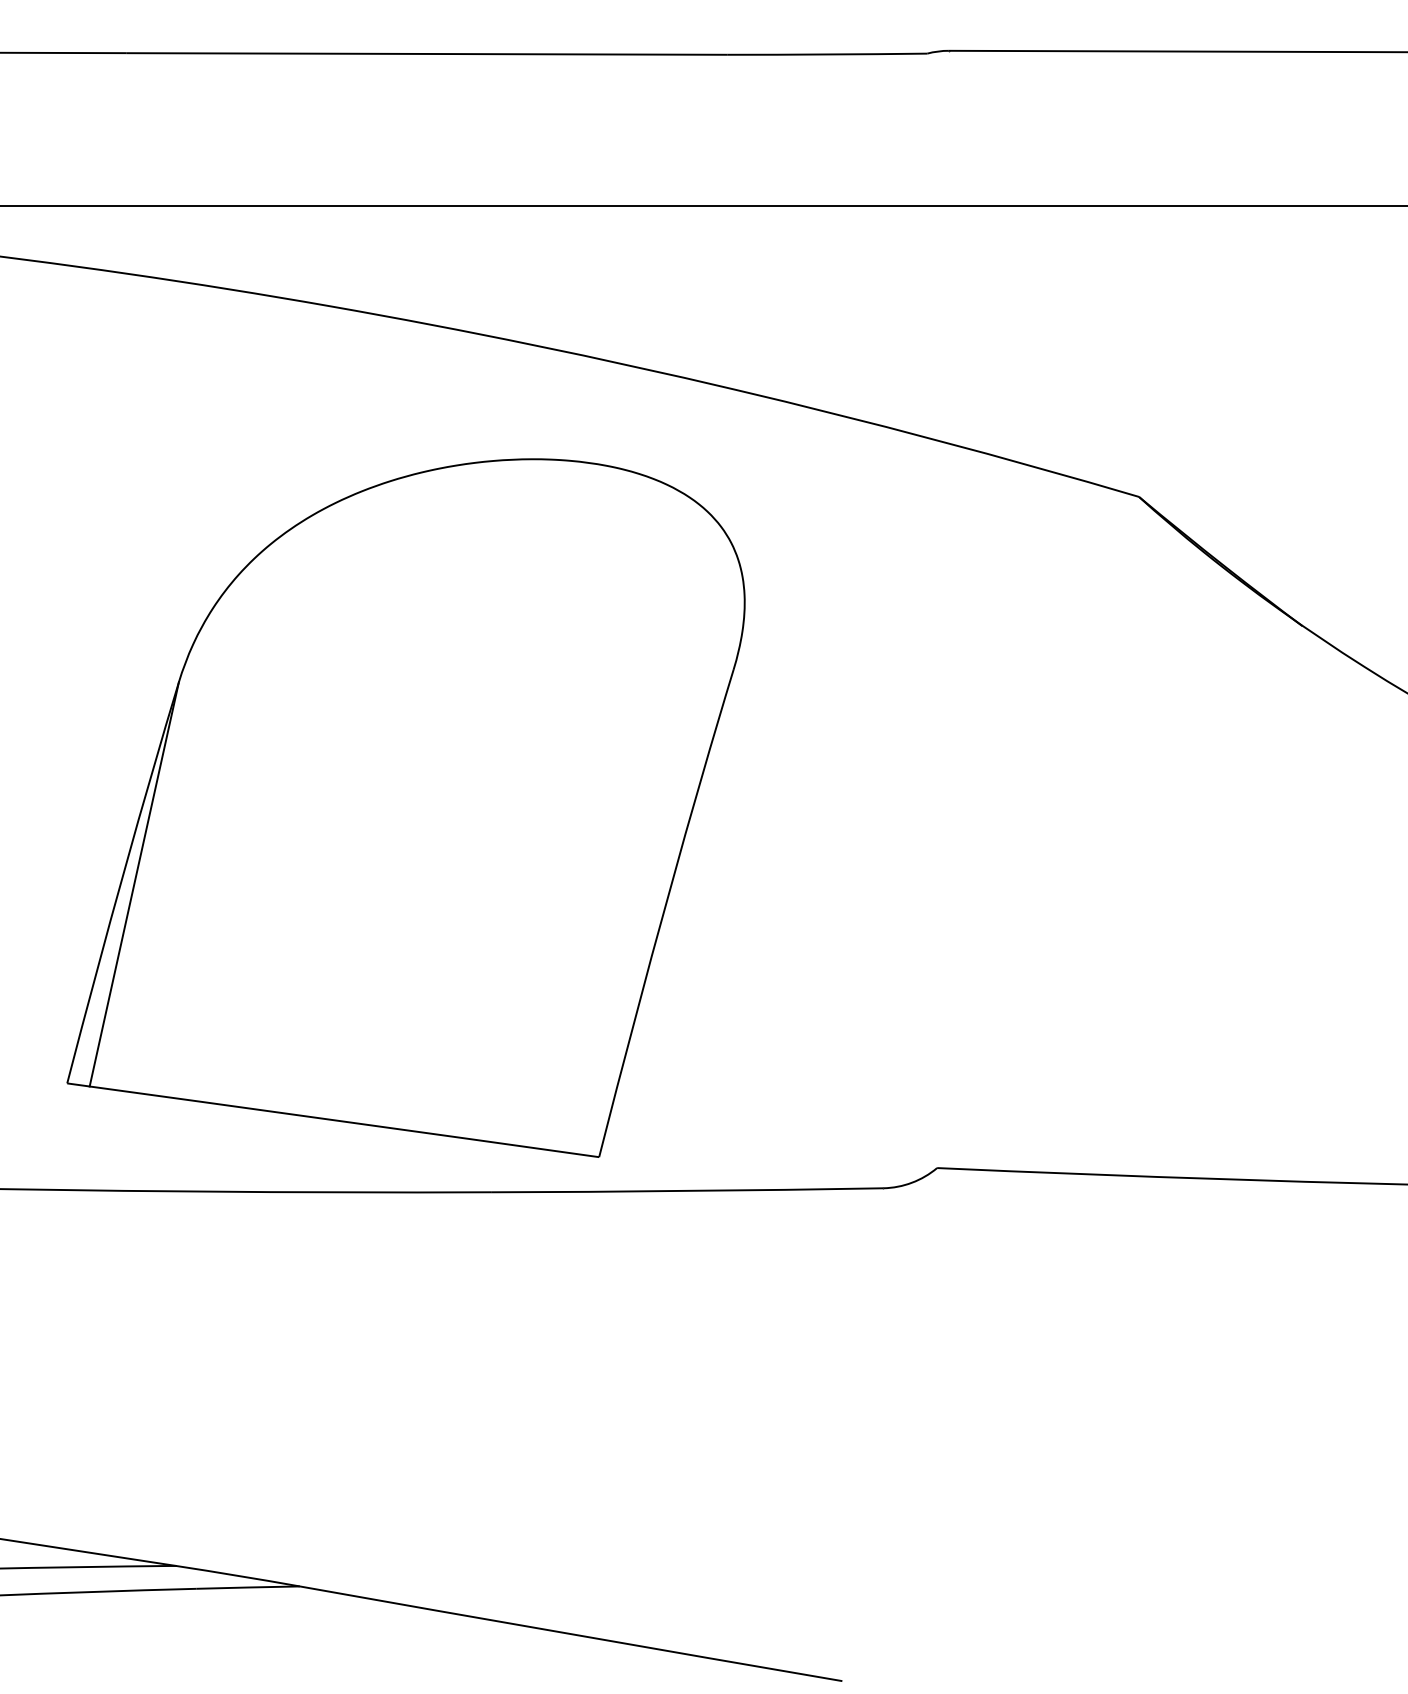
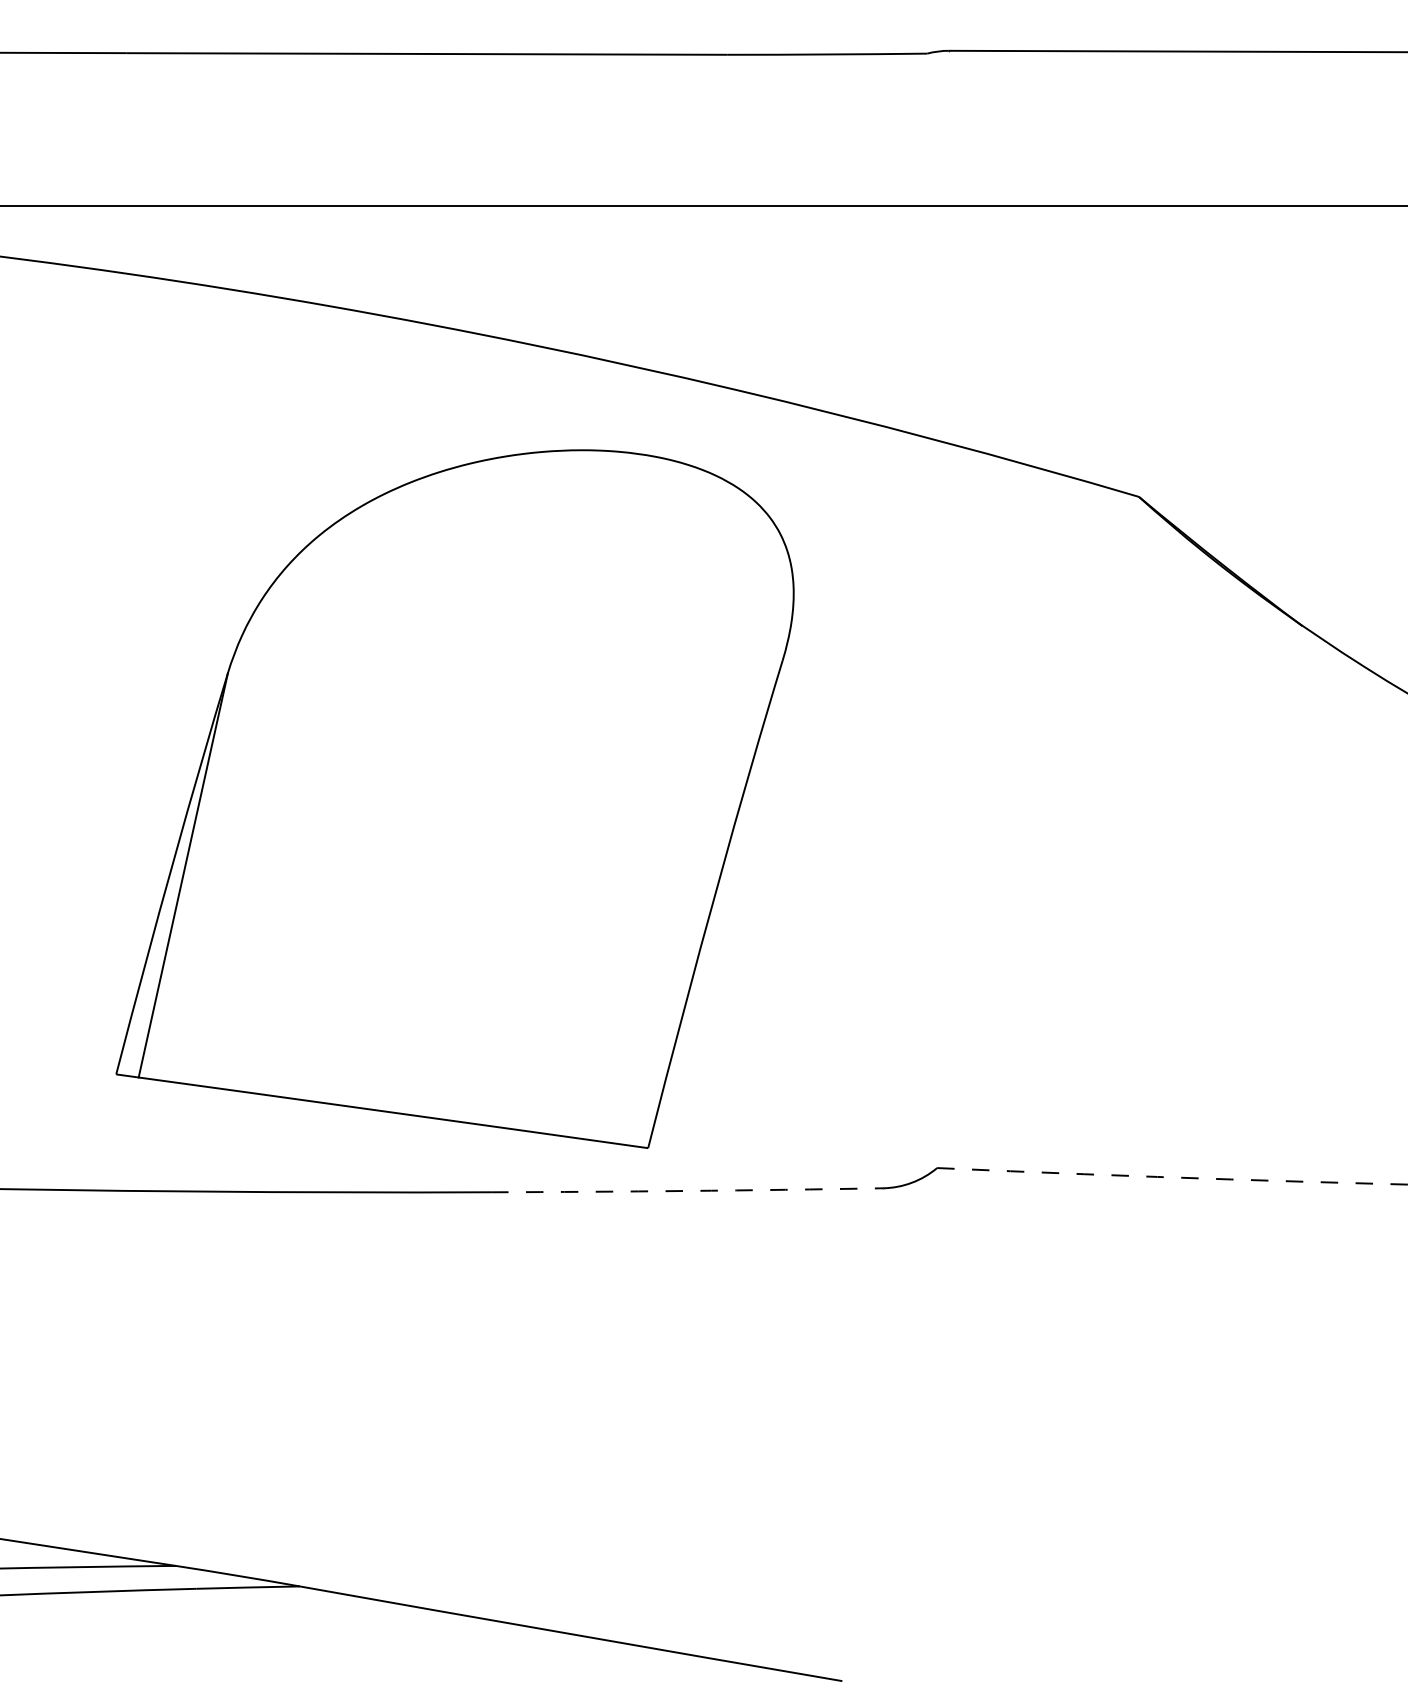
part position: (405, 807) -> (454, 798) (454, 798)
arc: solid -> dashed (1173, 1177)
arc: solid -> dashed (687, 1190)
